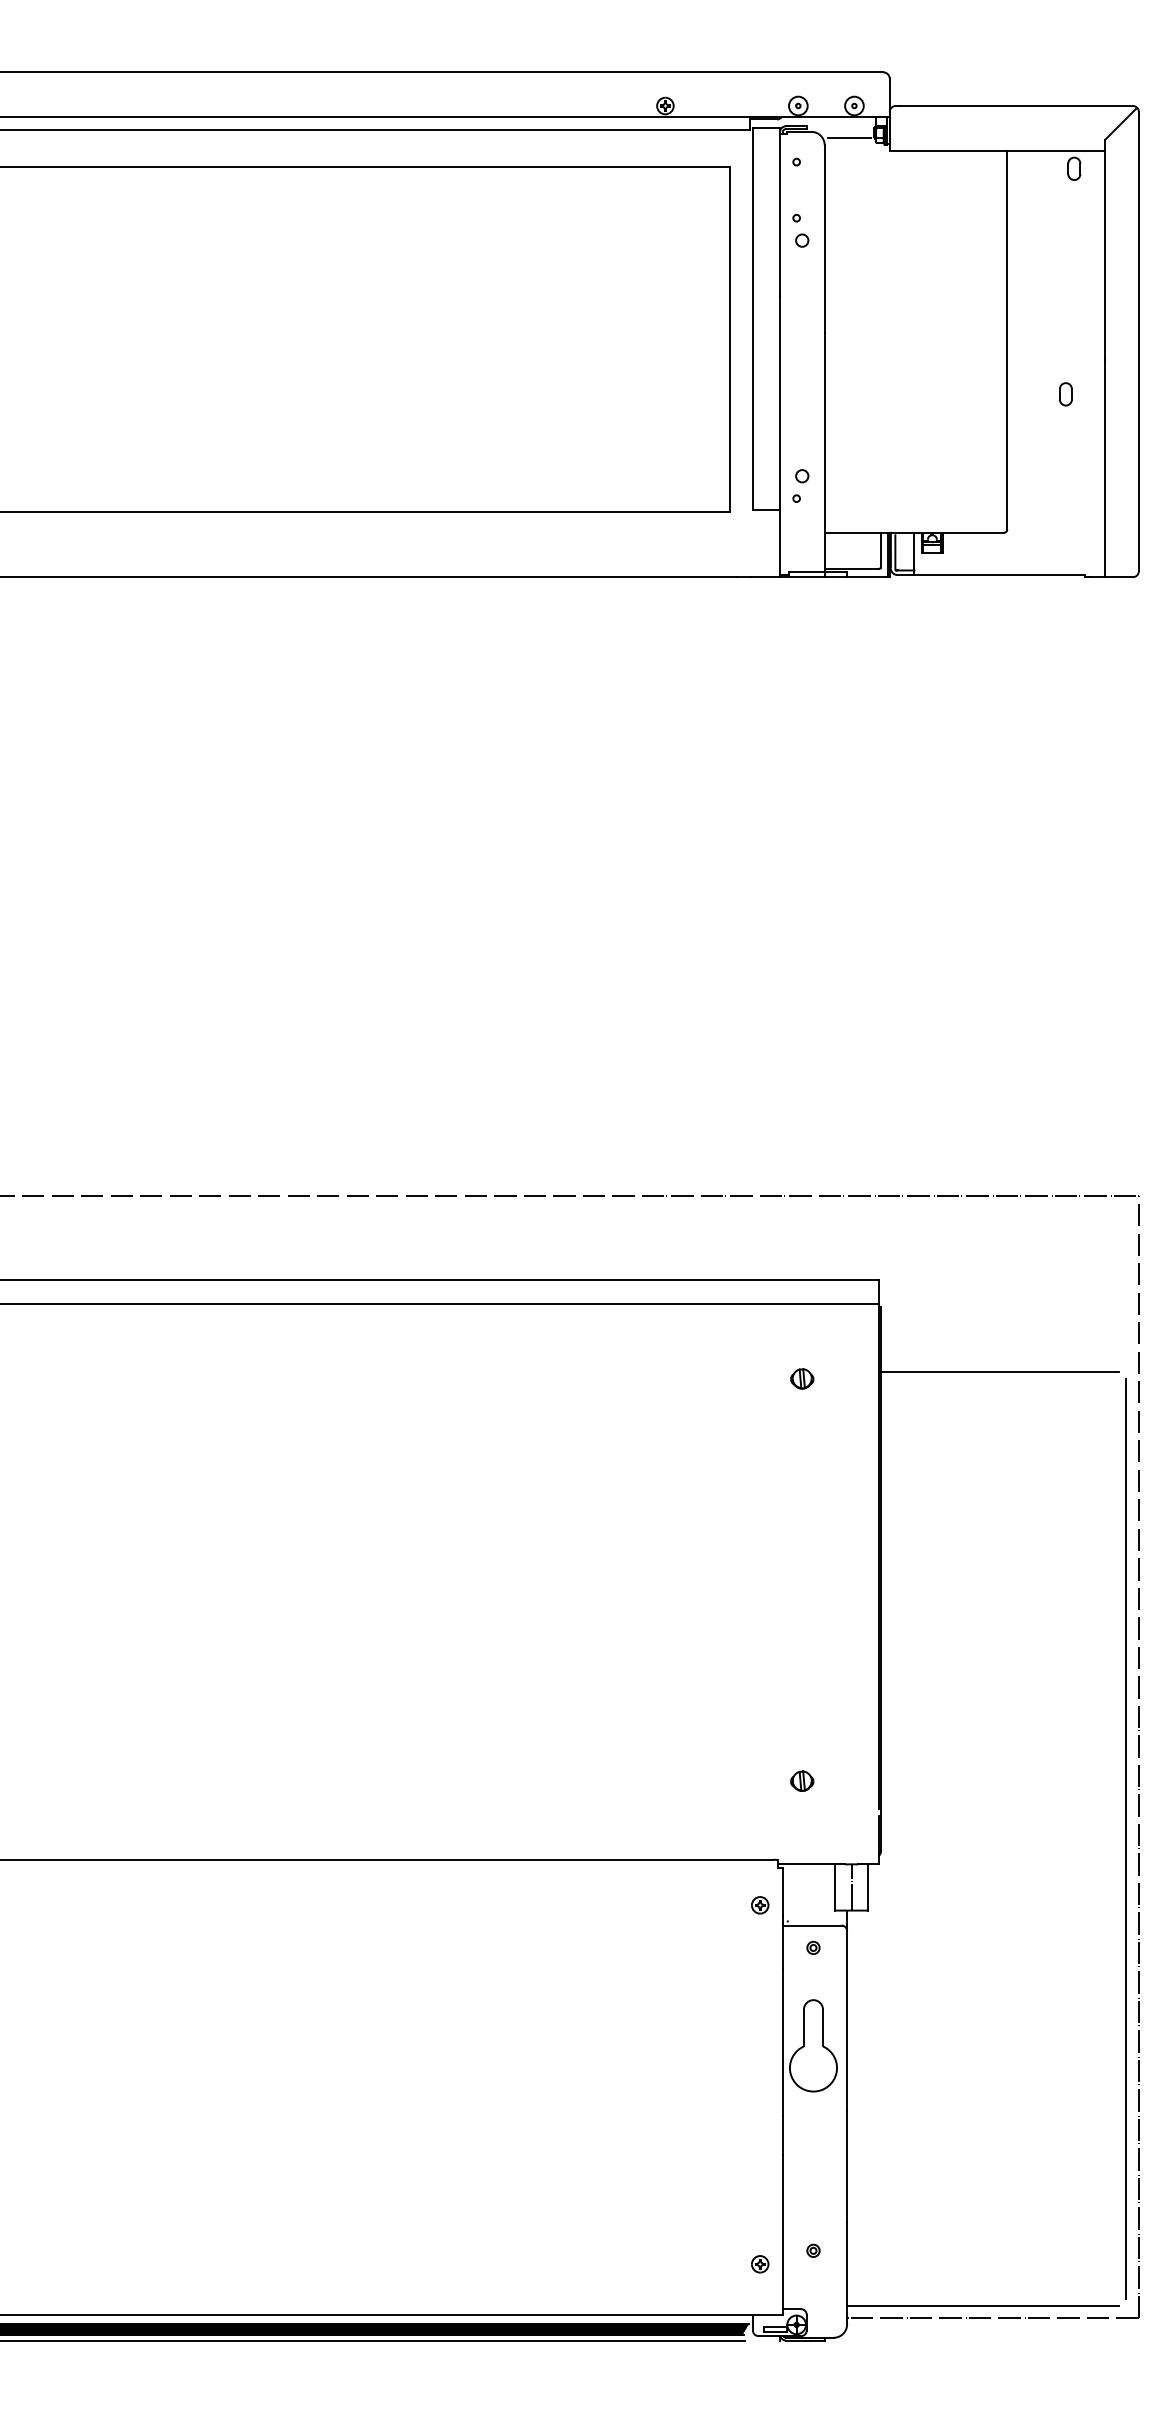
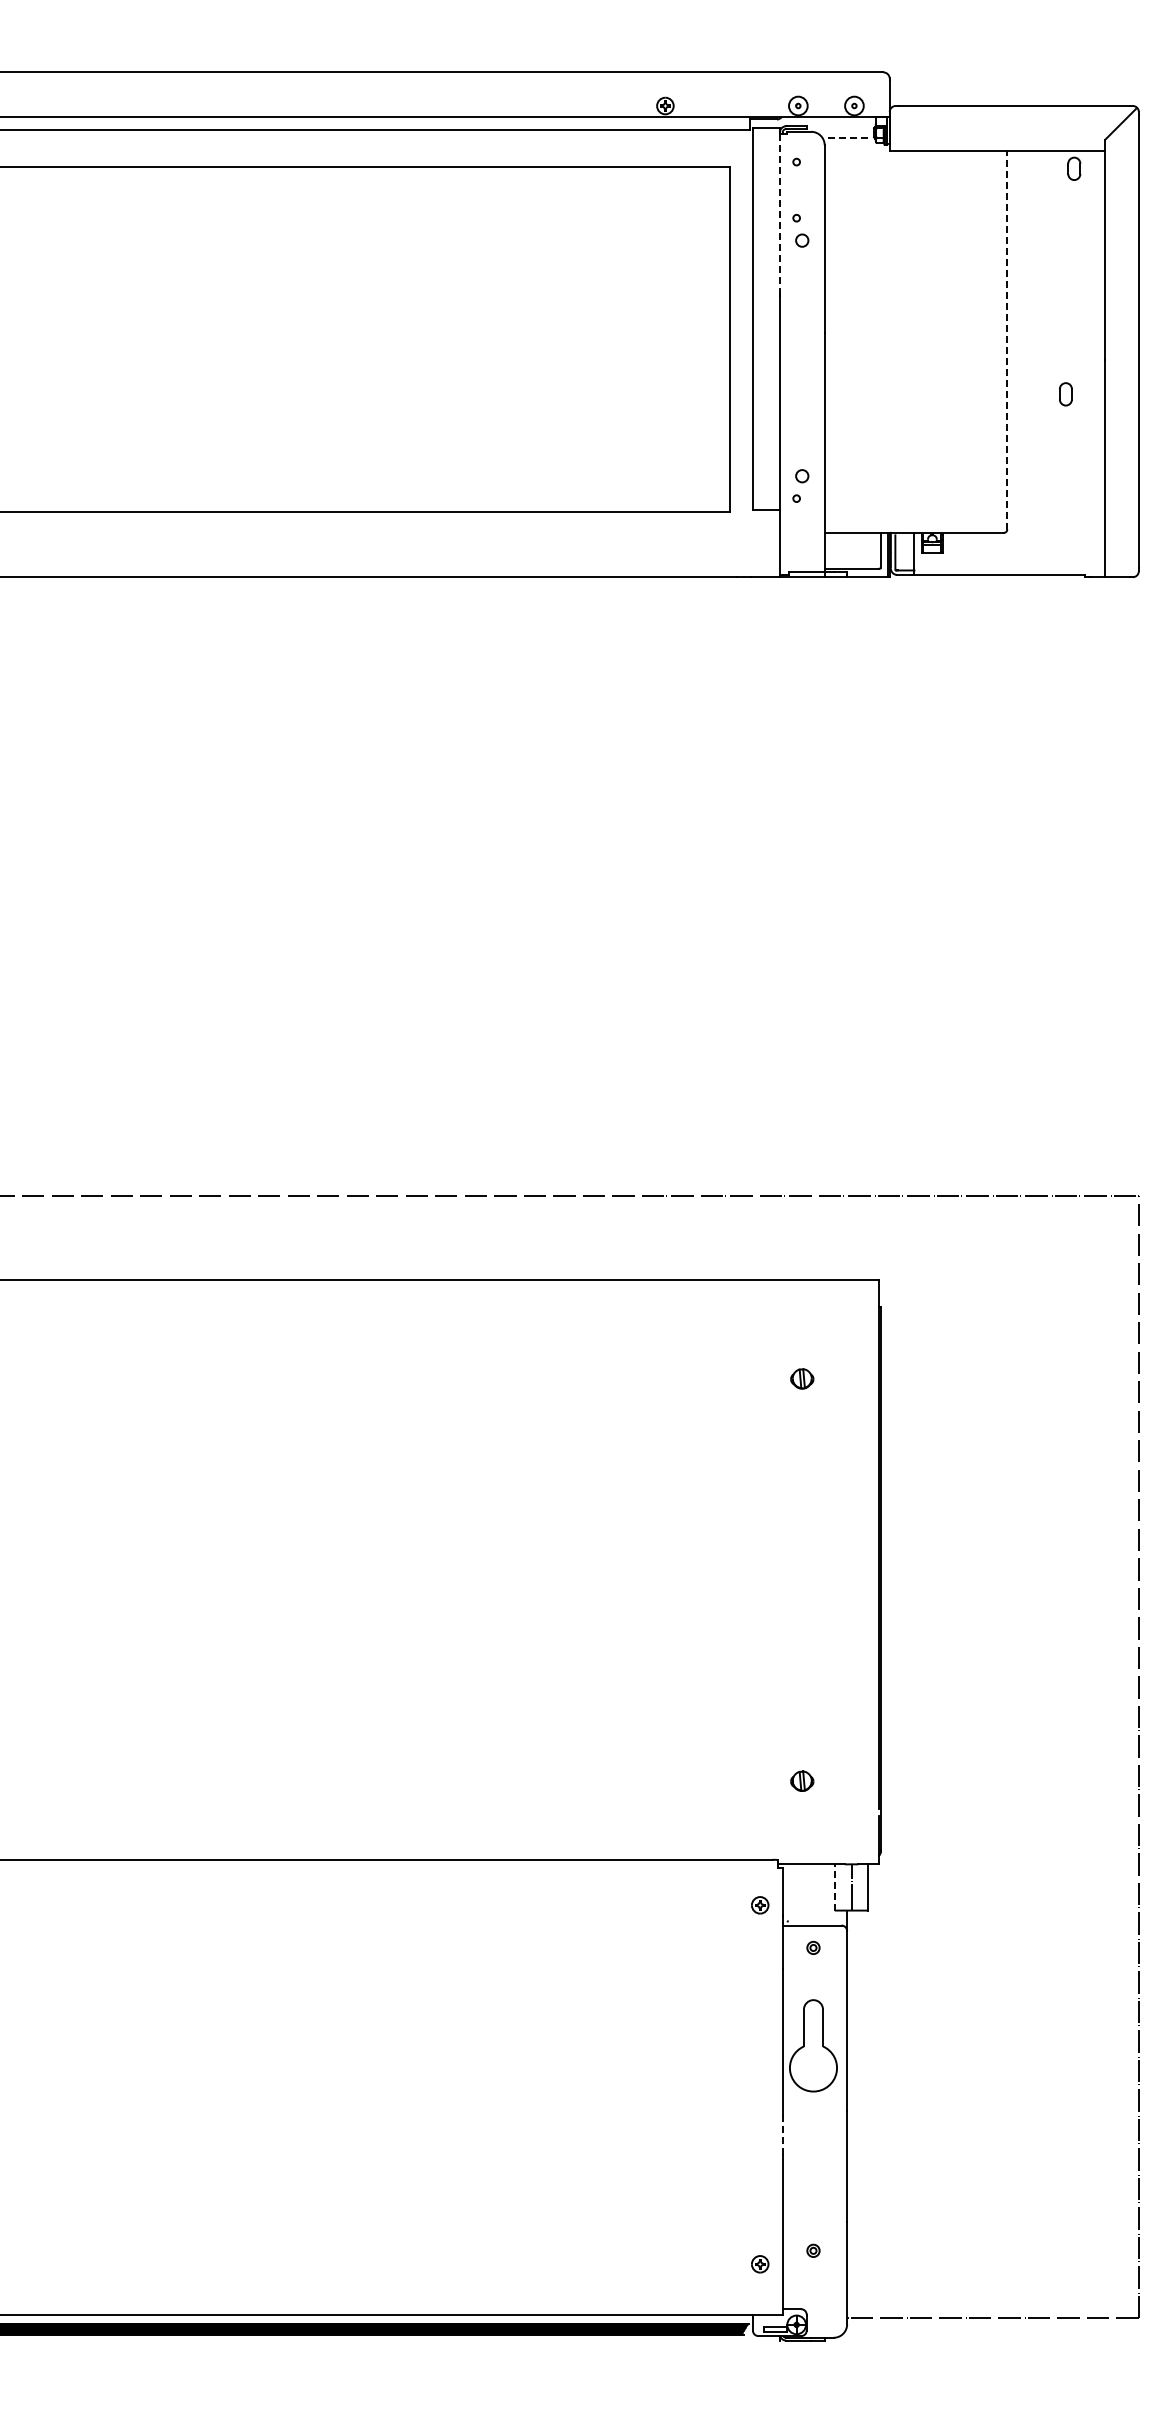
line: solid -> dashed (849, 138)
line: solid -> dashed (779, 213)
line: solid -> dashed (1007, 339)
line: present -> none (440, 1303)
line: present -> none (1000, 1371)
line: present -> none (1125, 1838)
line: solid -> dashed (834, 1886)
line: solid -> dashed (782, 2135)
line: present -> none (983, 2306)
line: present -> none (373, 2340)
